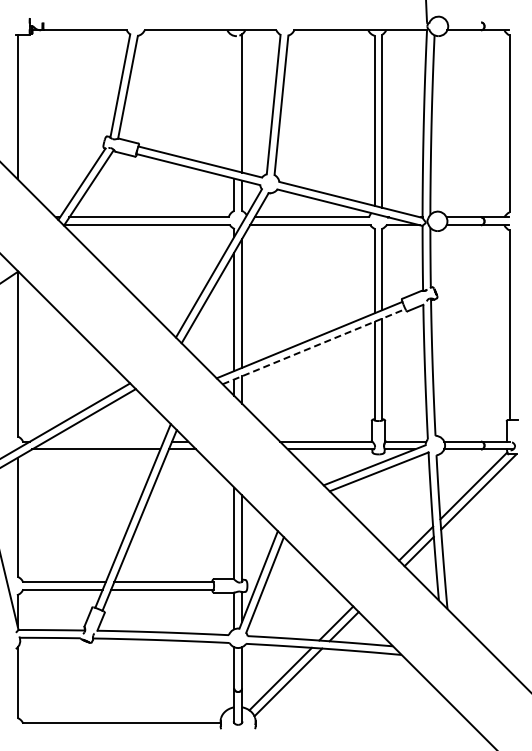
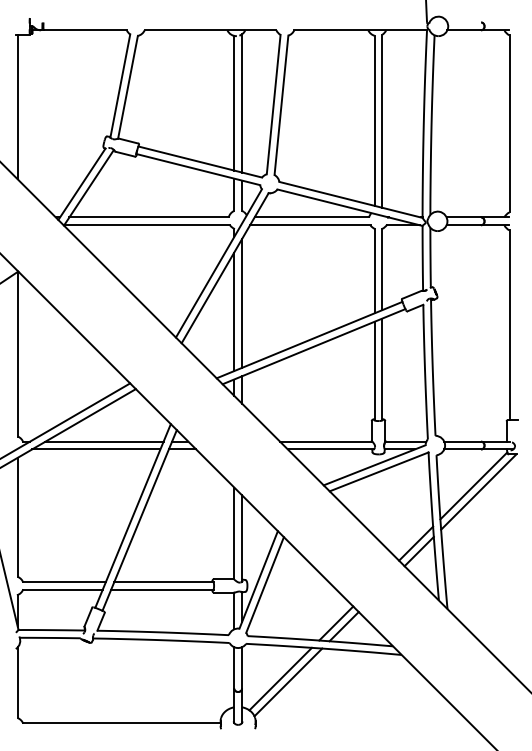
line: none -> present (234, 102)
line: dashed -> solid (314, 346)
line: none -> present (104, 441)
